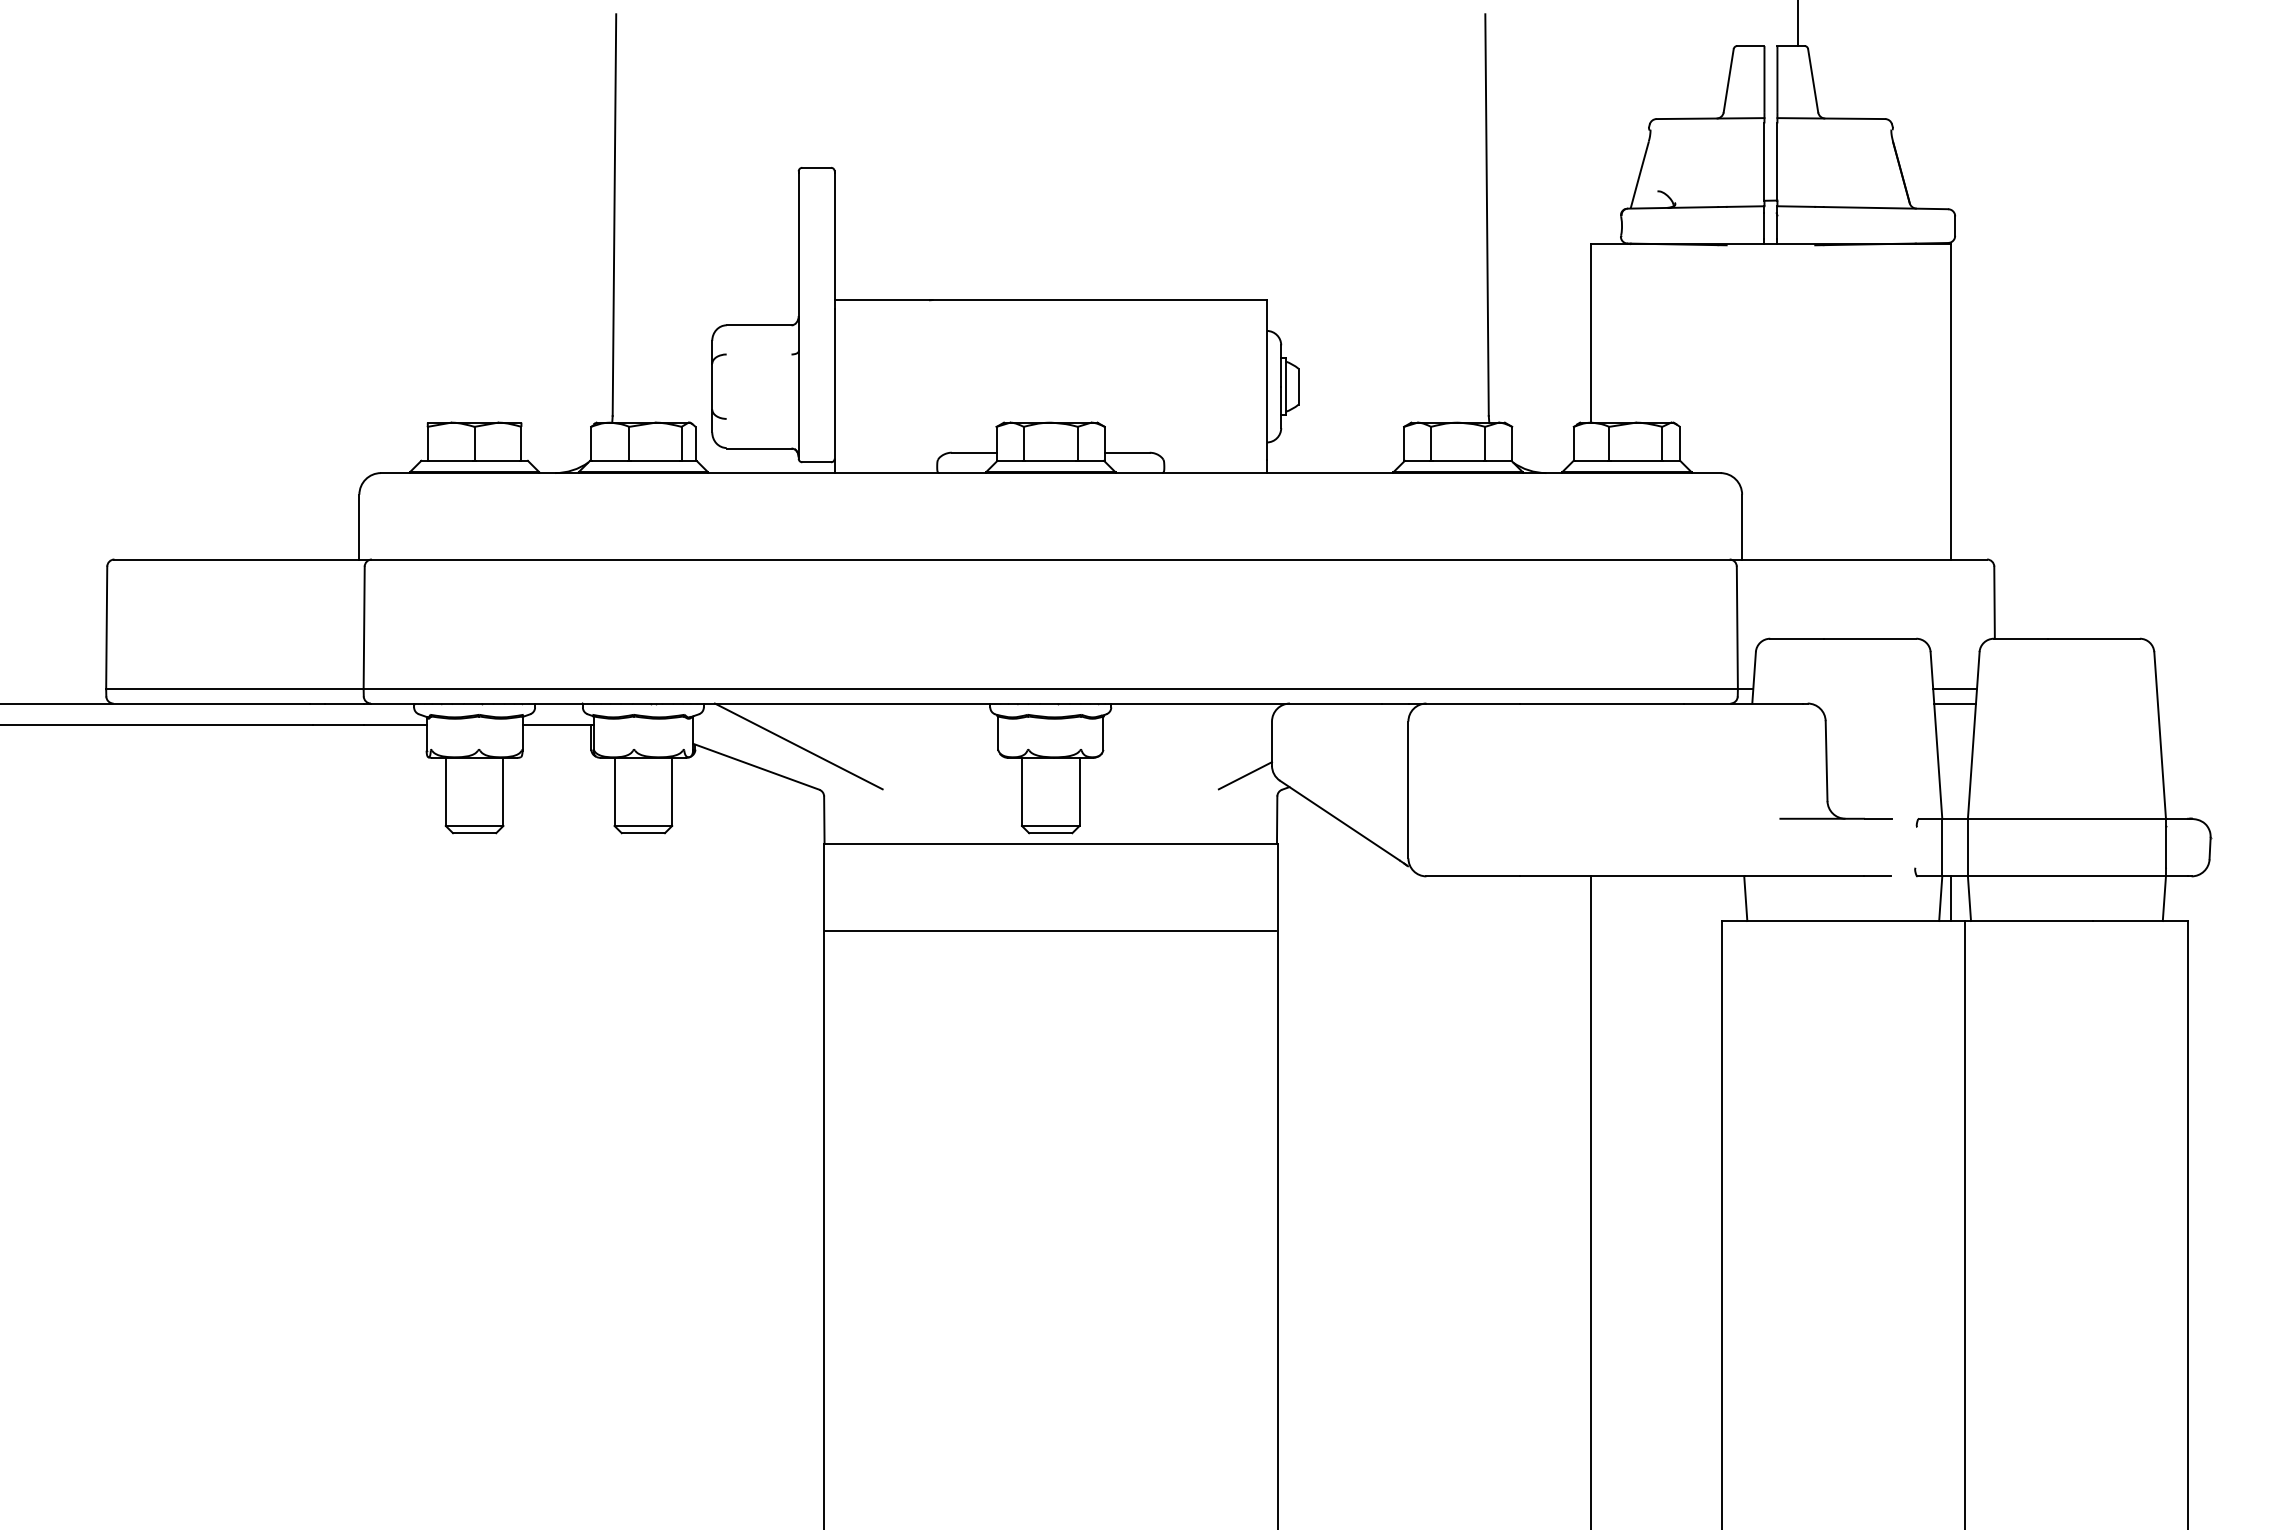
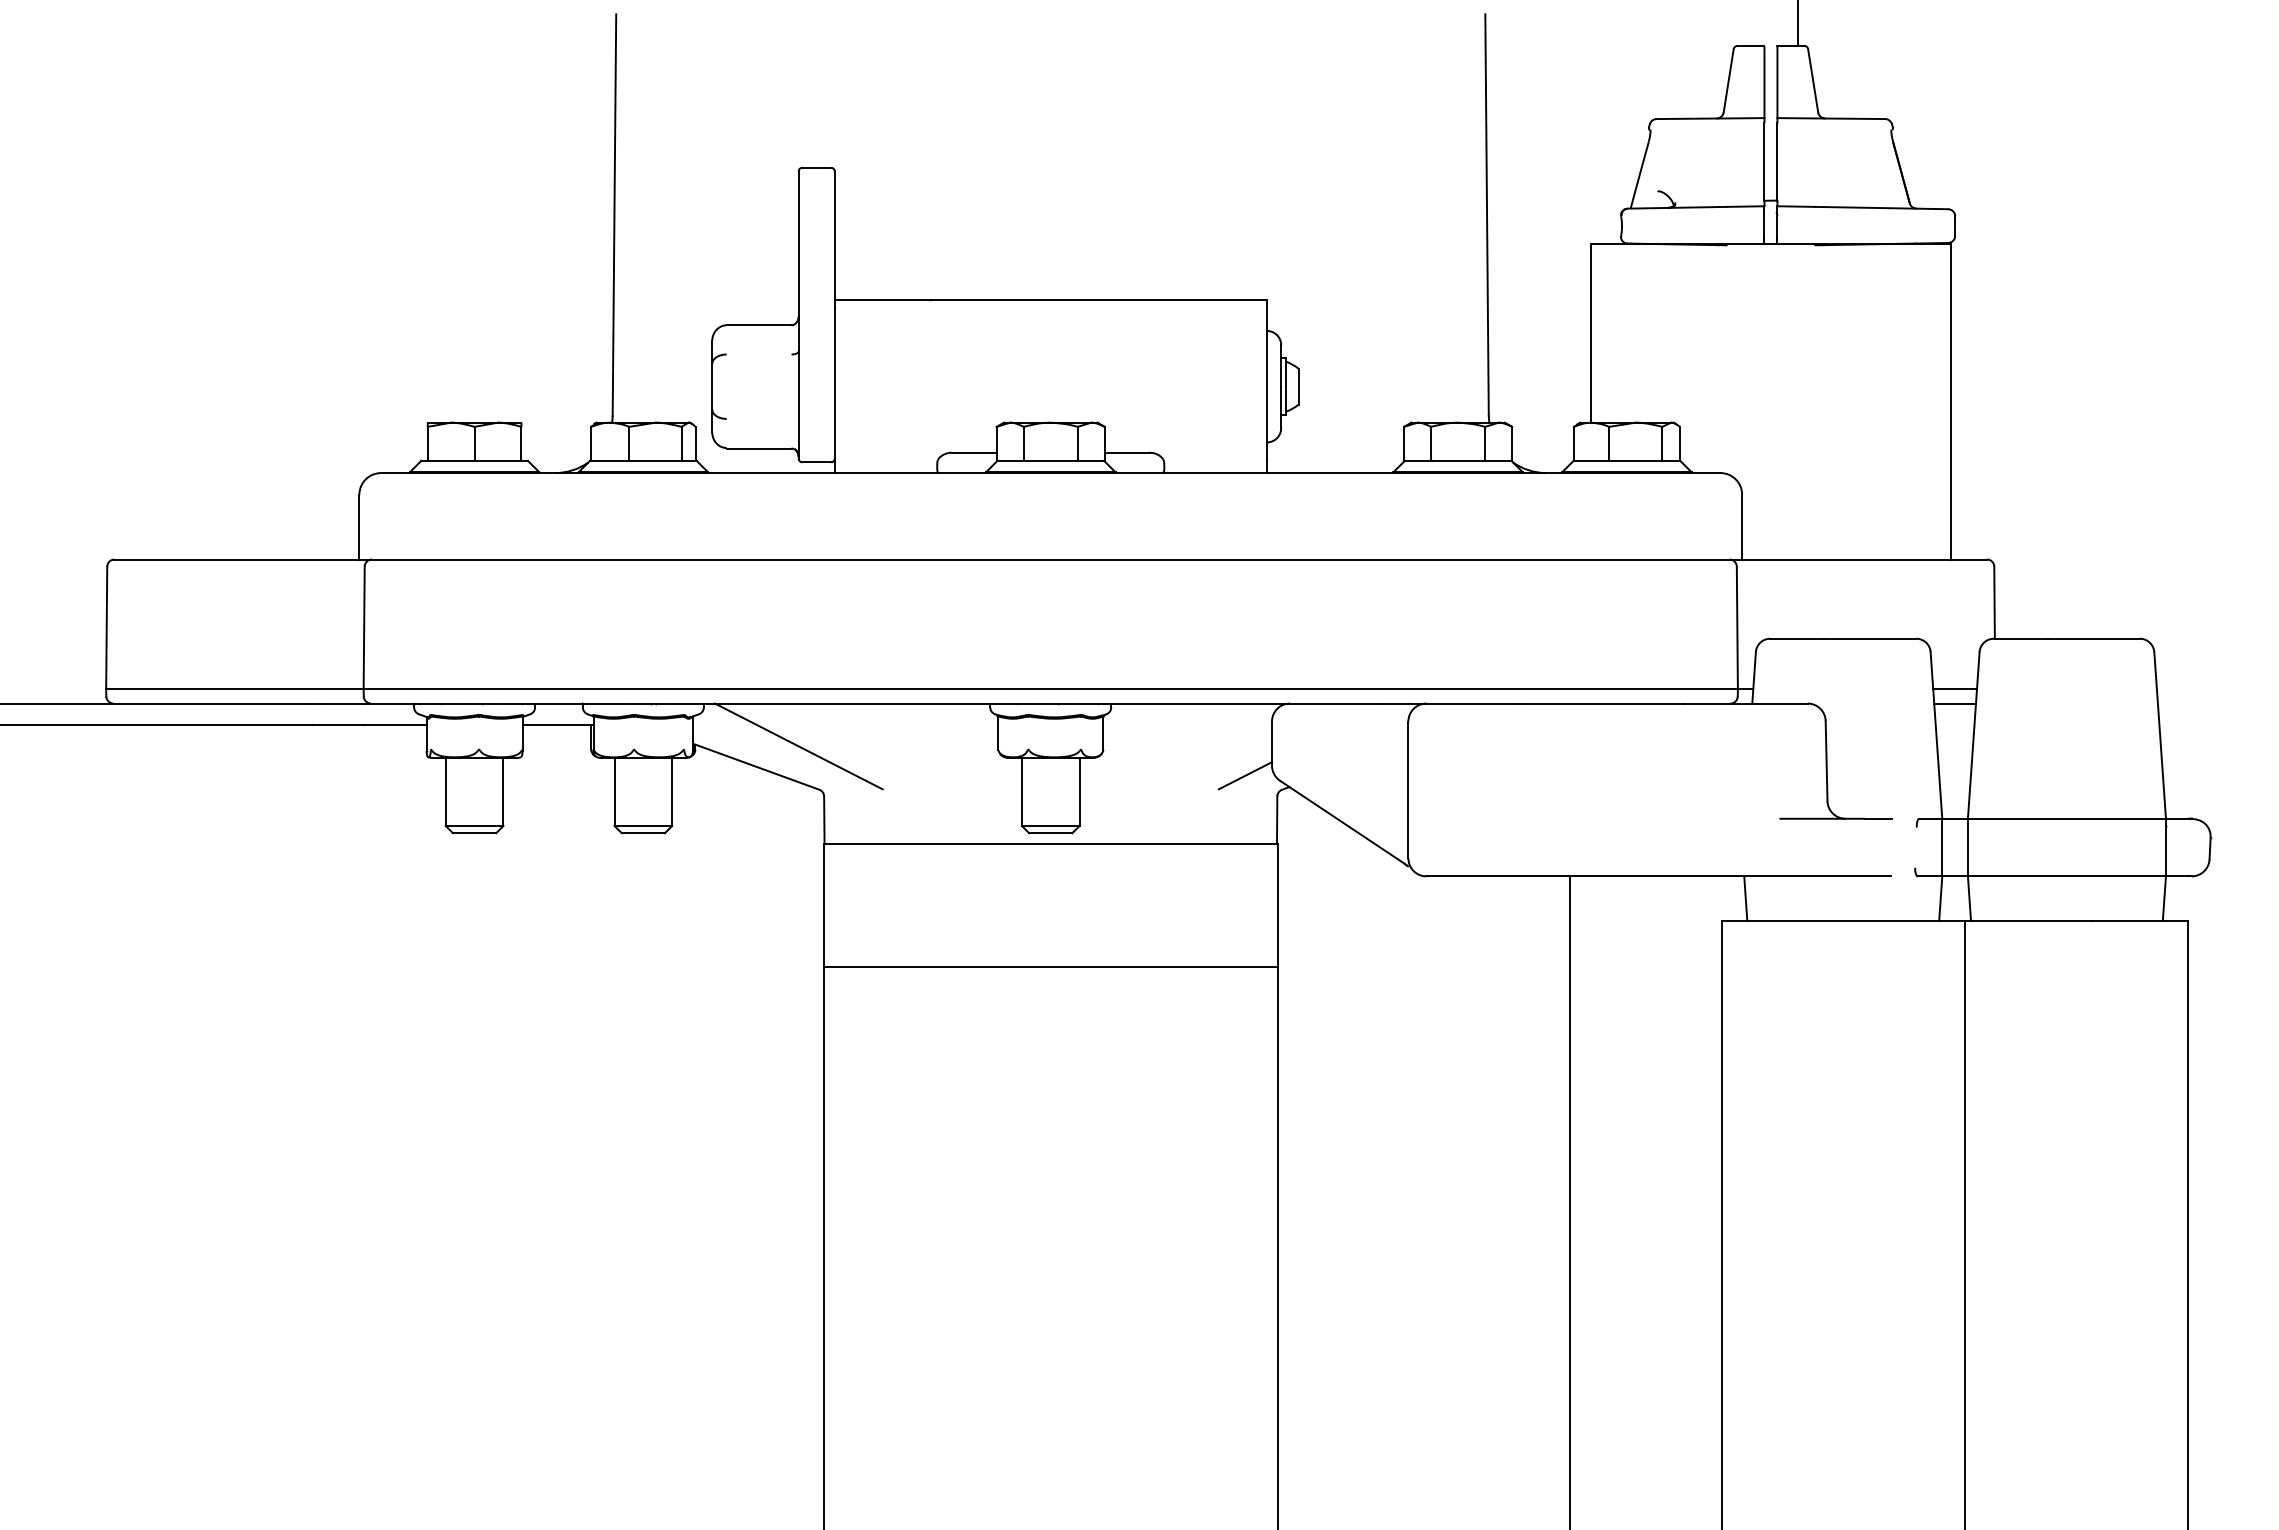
line: present -> none (1951, 898)
line position: (1050, 931) -> (1050, 967) (1050, 967)
line position: (1590, 1201) -> (1569, 1201) (1569, 1201)
